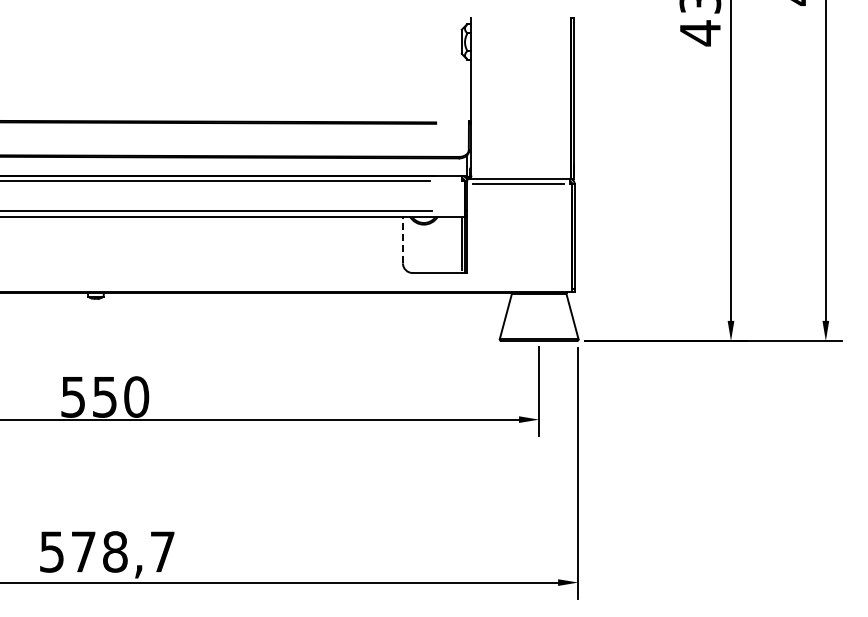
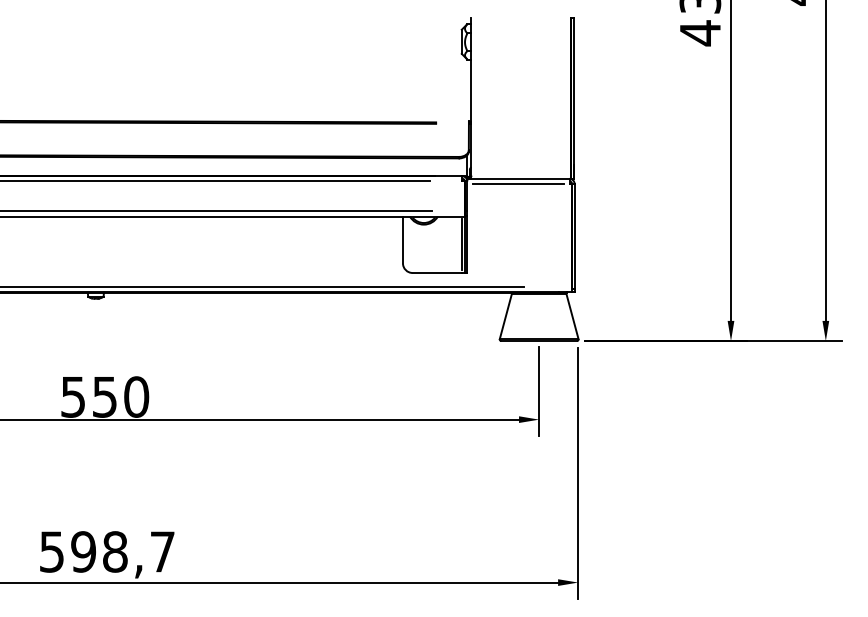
line: dashed -> solid (402, 239)
line: none -> present (263, 286)
text: 578,7 -> 598,7 (83, 551)
